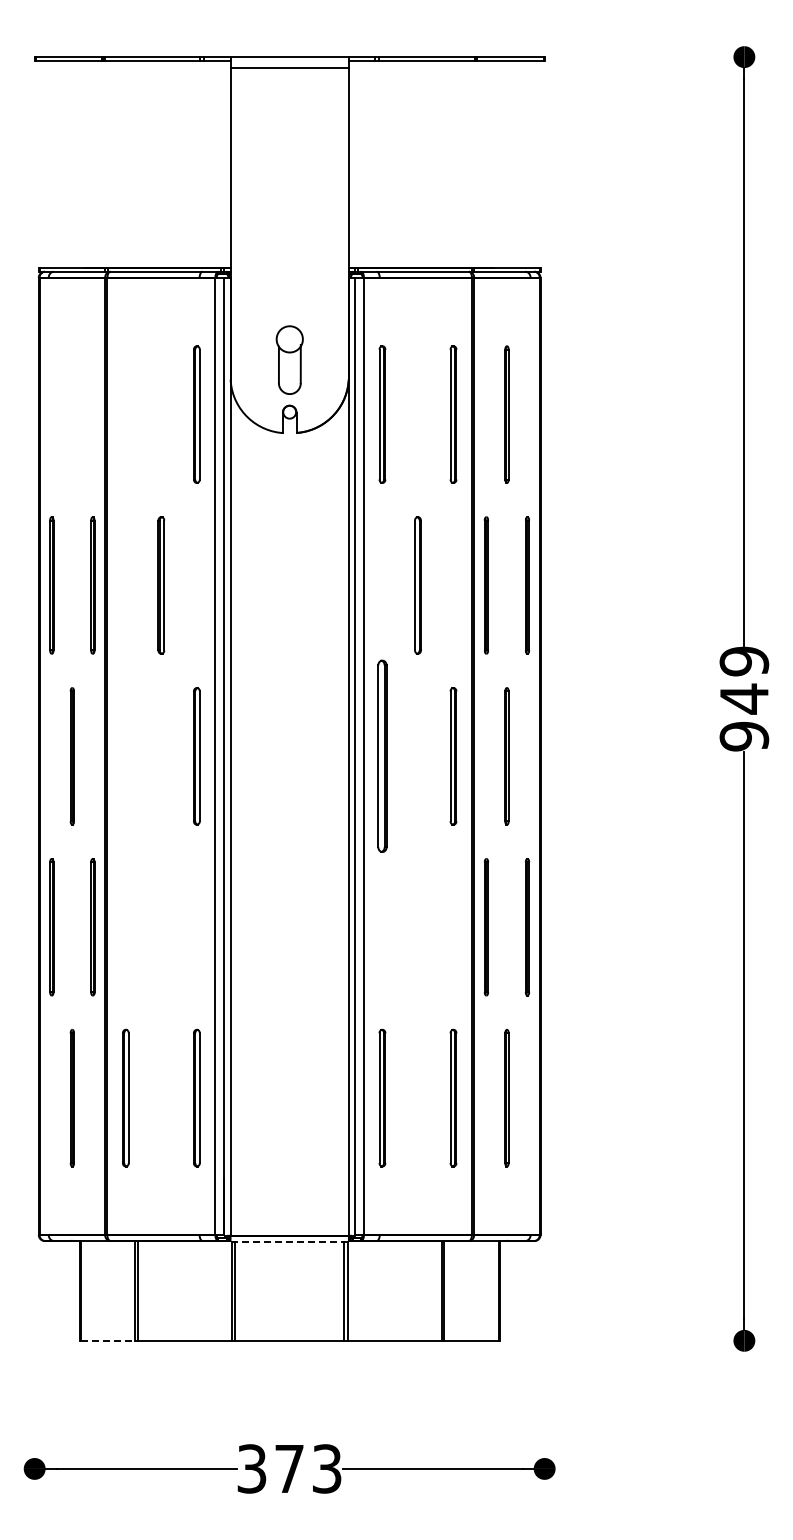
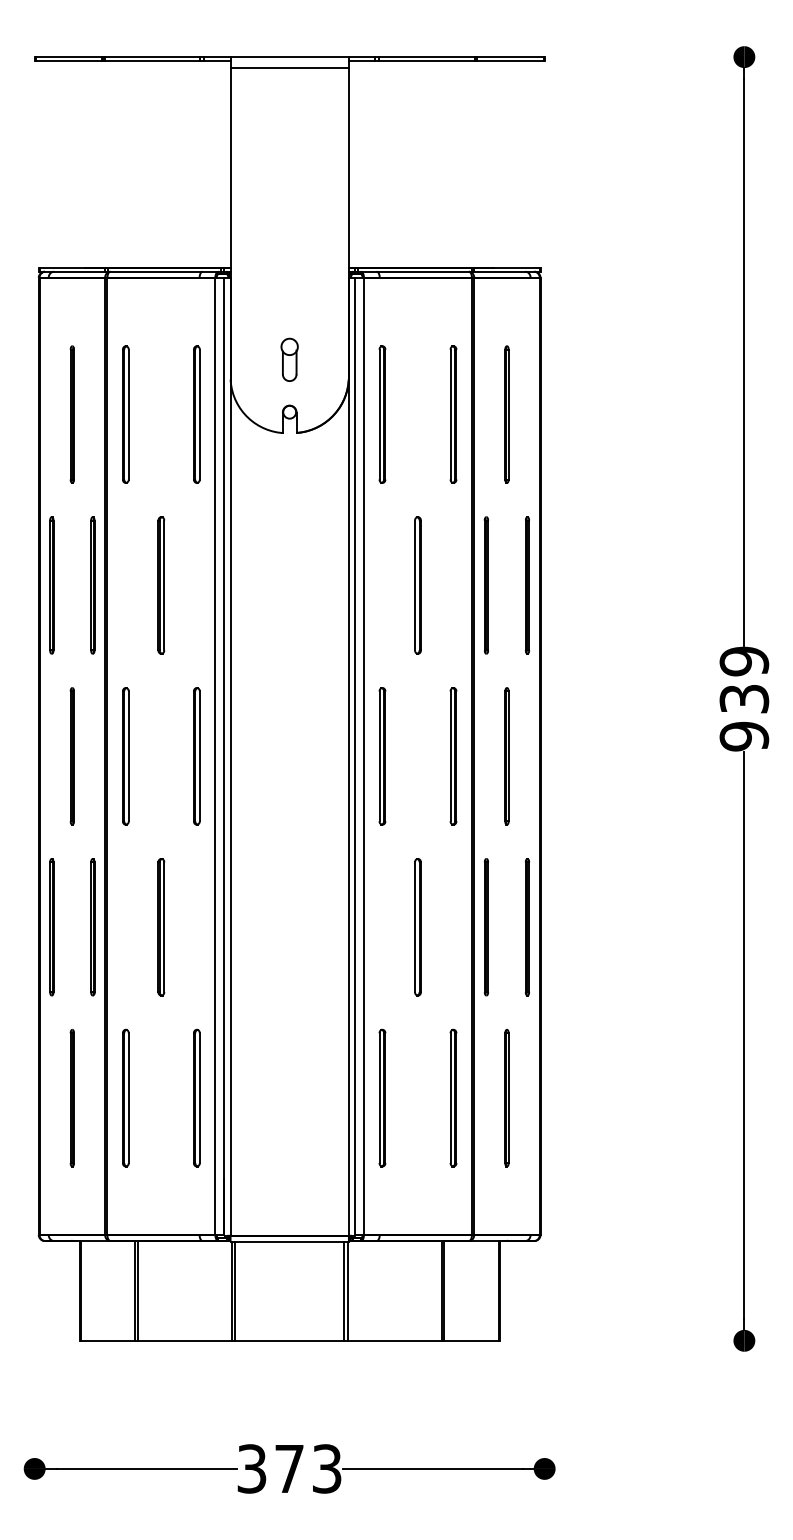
part size: 29x70 px -> 19x45 px (289, 359)
part: none -> present (71, 414)
part: none -> present (125, 414)
text: 949 -> 939 (744, 698)
part size: 11x194 px -> 9x139 px (382, 756)
part: none -> present (125, 756)
part: none -> present (161, 927)
part: none -> present (417, 927)
line: dashed -> solid (290, 1241)
line: dashed -> solid (108, 1340)
